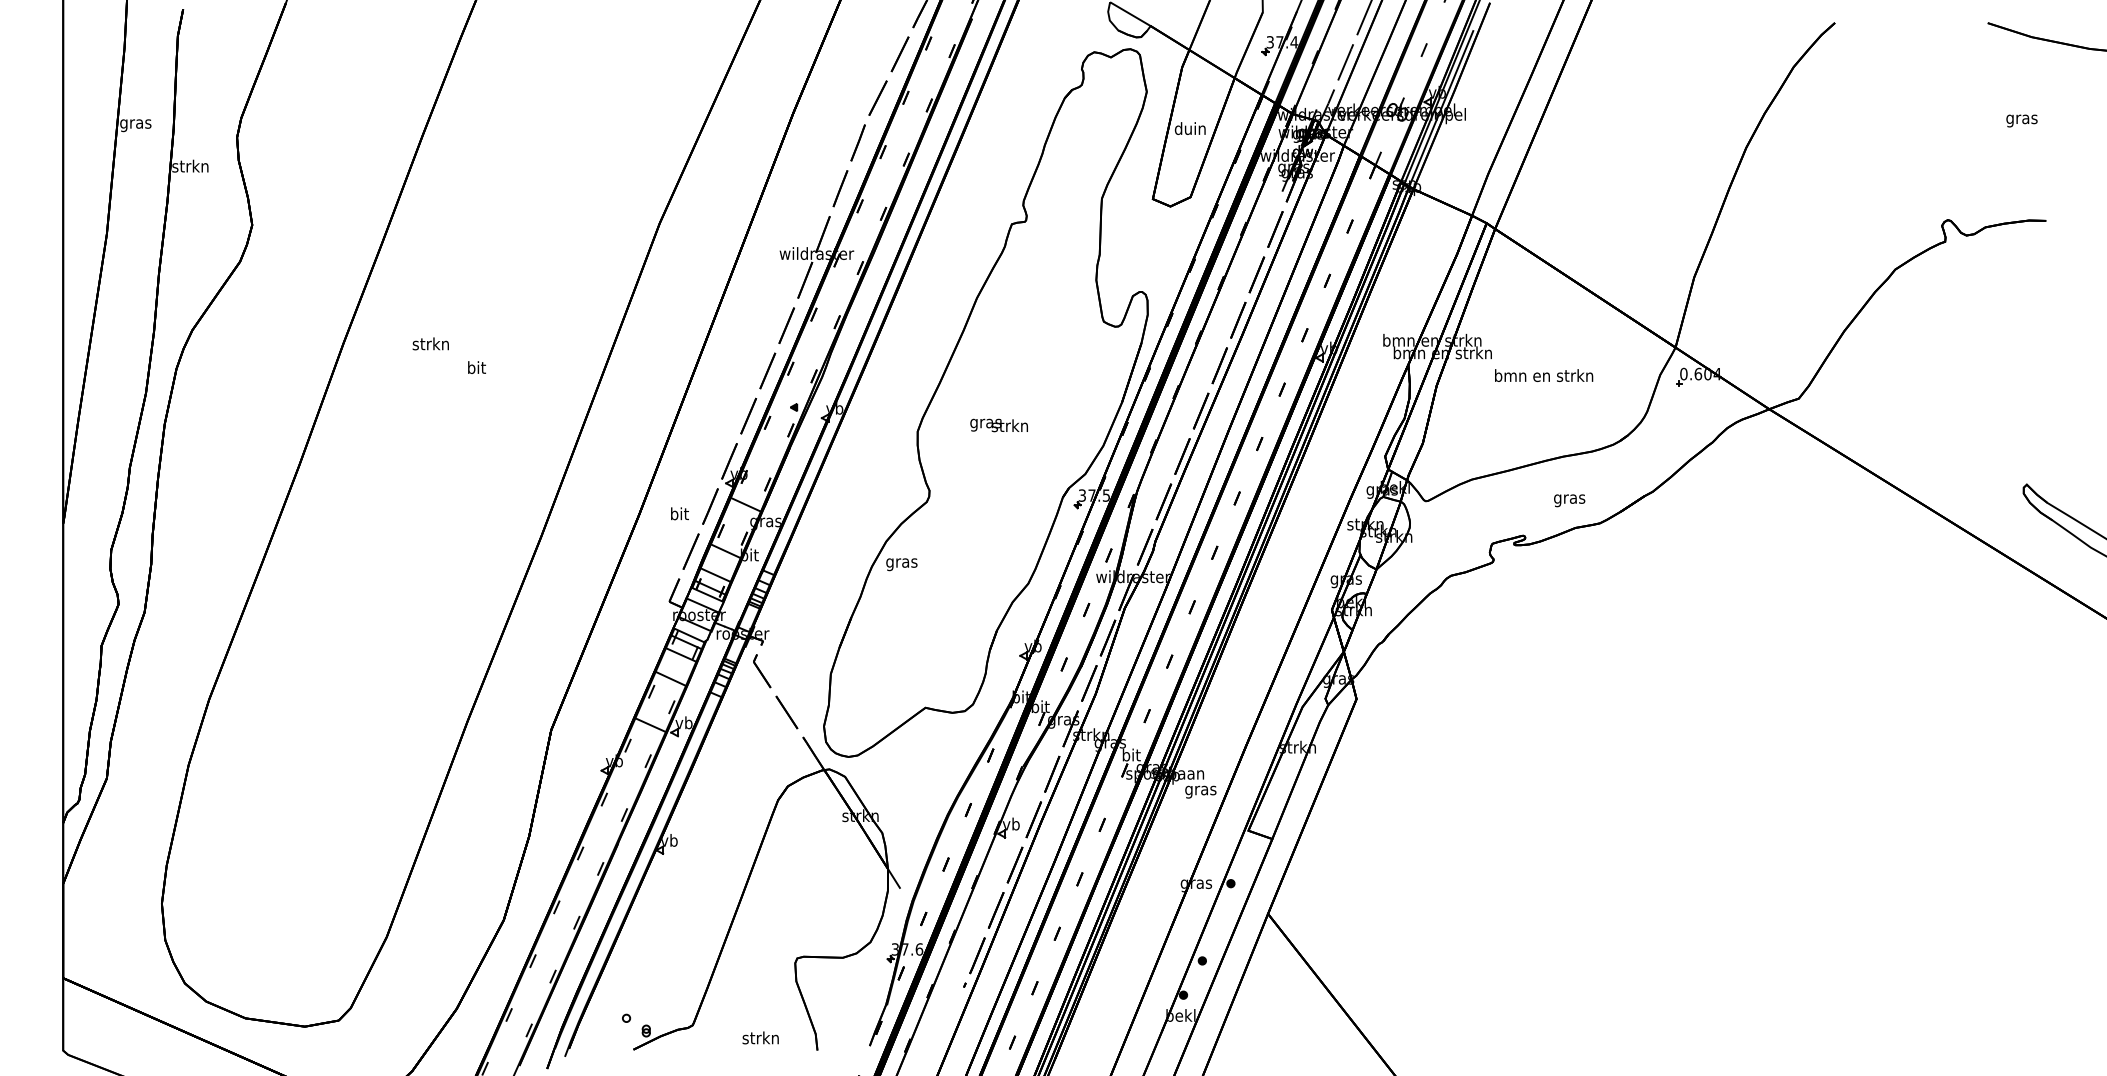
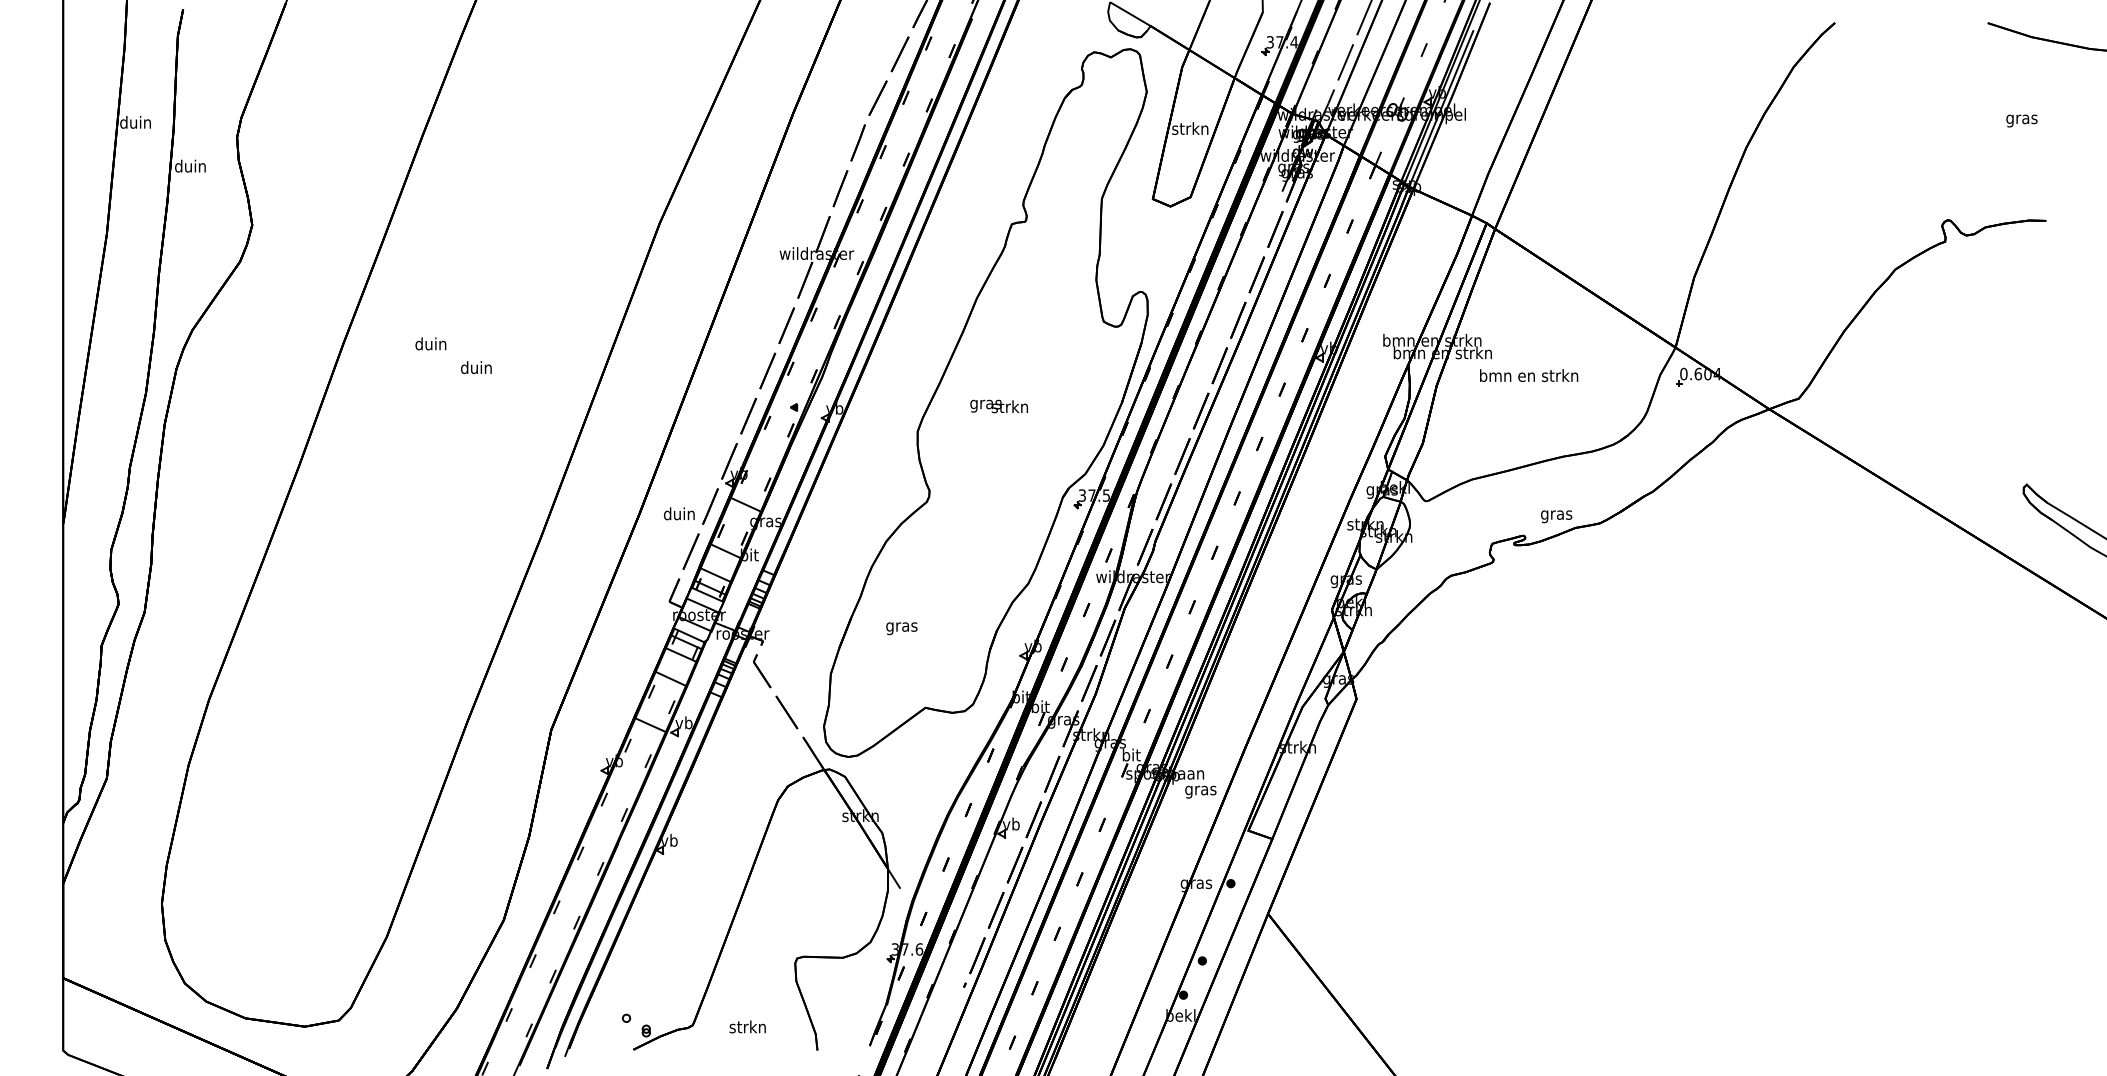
text: gras -> duin (136, 123)
text: duin -> strkn (1190, 128)
text: strkn -> duin (190, 165)
text: strkn -> duin (430, 343)
text: bit -> duin (476, 367)
text position: (1544, 375) -> (1529, 375) (1529, 375)
text position: (998, 425) -> (998, 406) (998, 406)
text position: (1569, 500) -> (1556, 516) (1556, 516)
text: bit -> duin (678, 513)
text position: (901, 564) -> (901, 628) (901, 628)
text position: (760, 1037) -> (747, 1026) (747, 1026)
